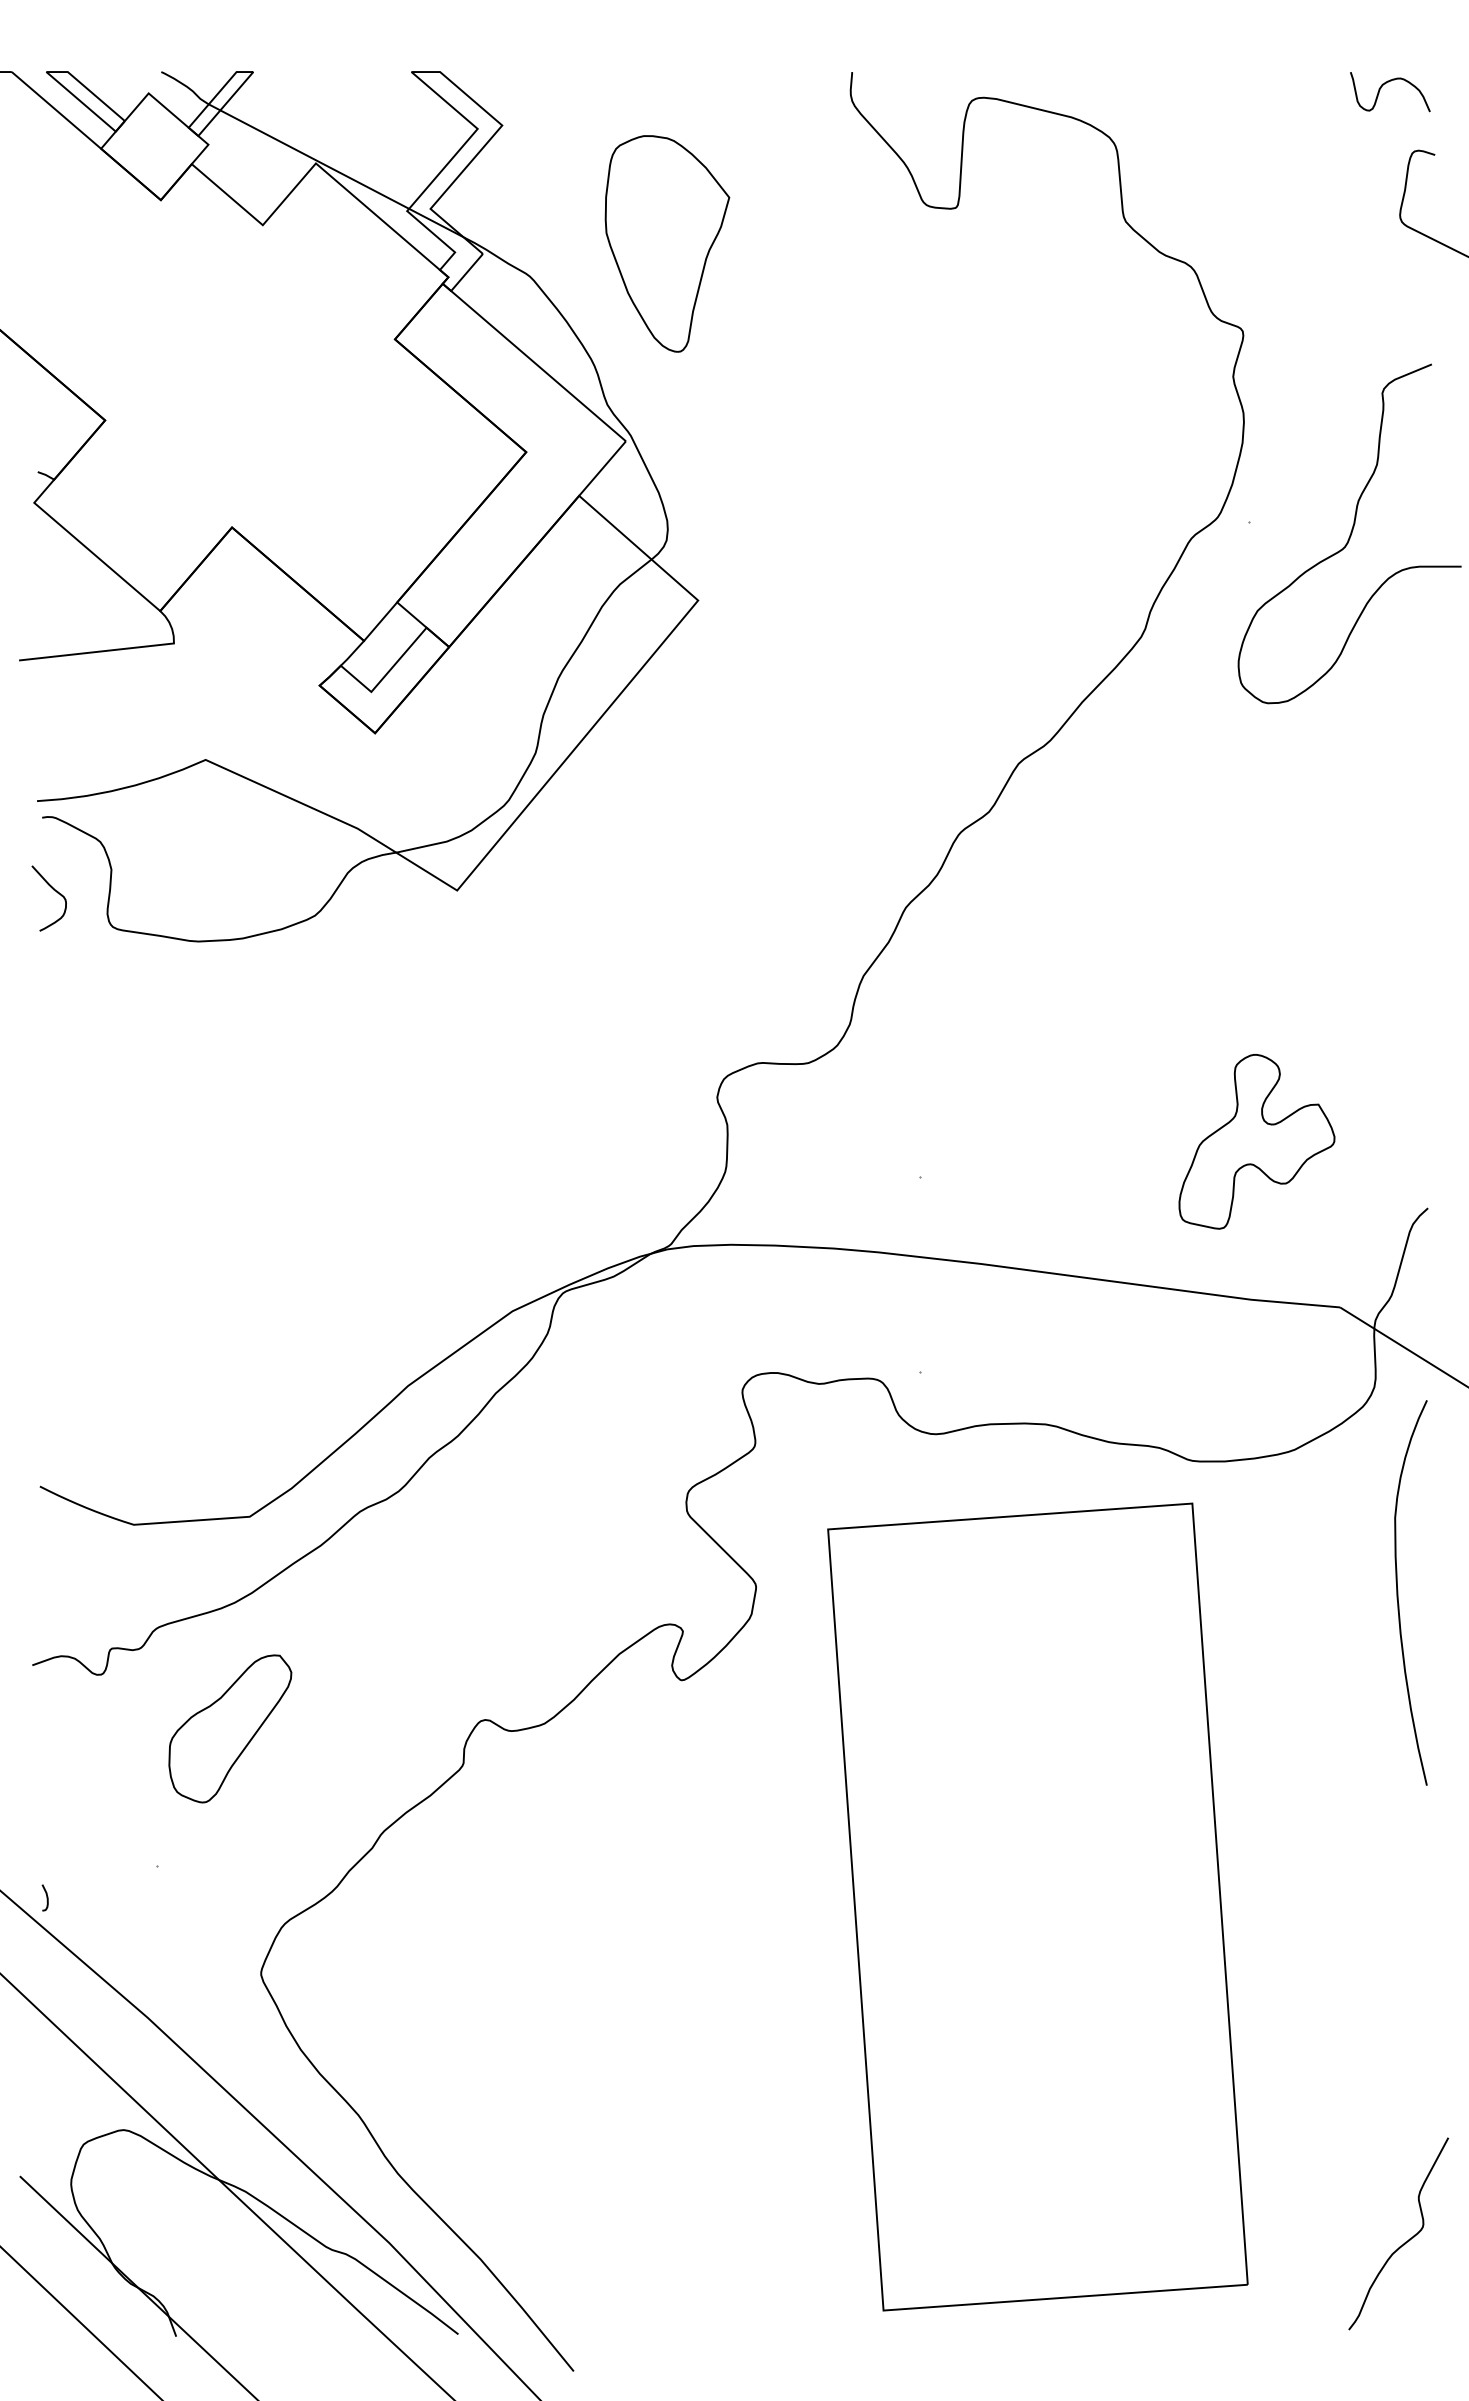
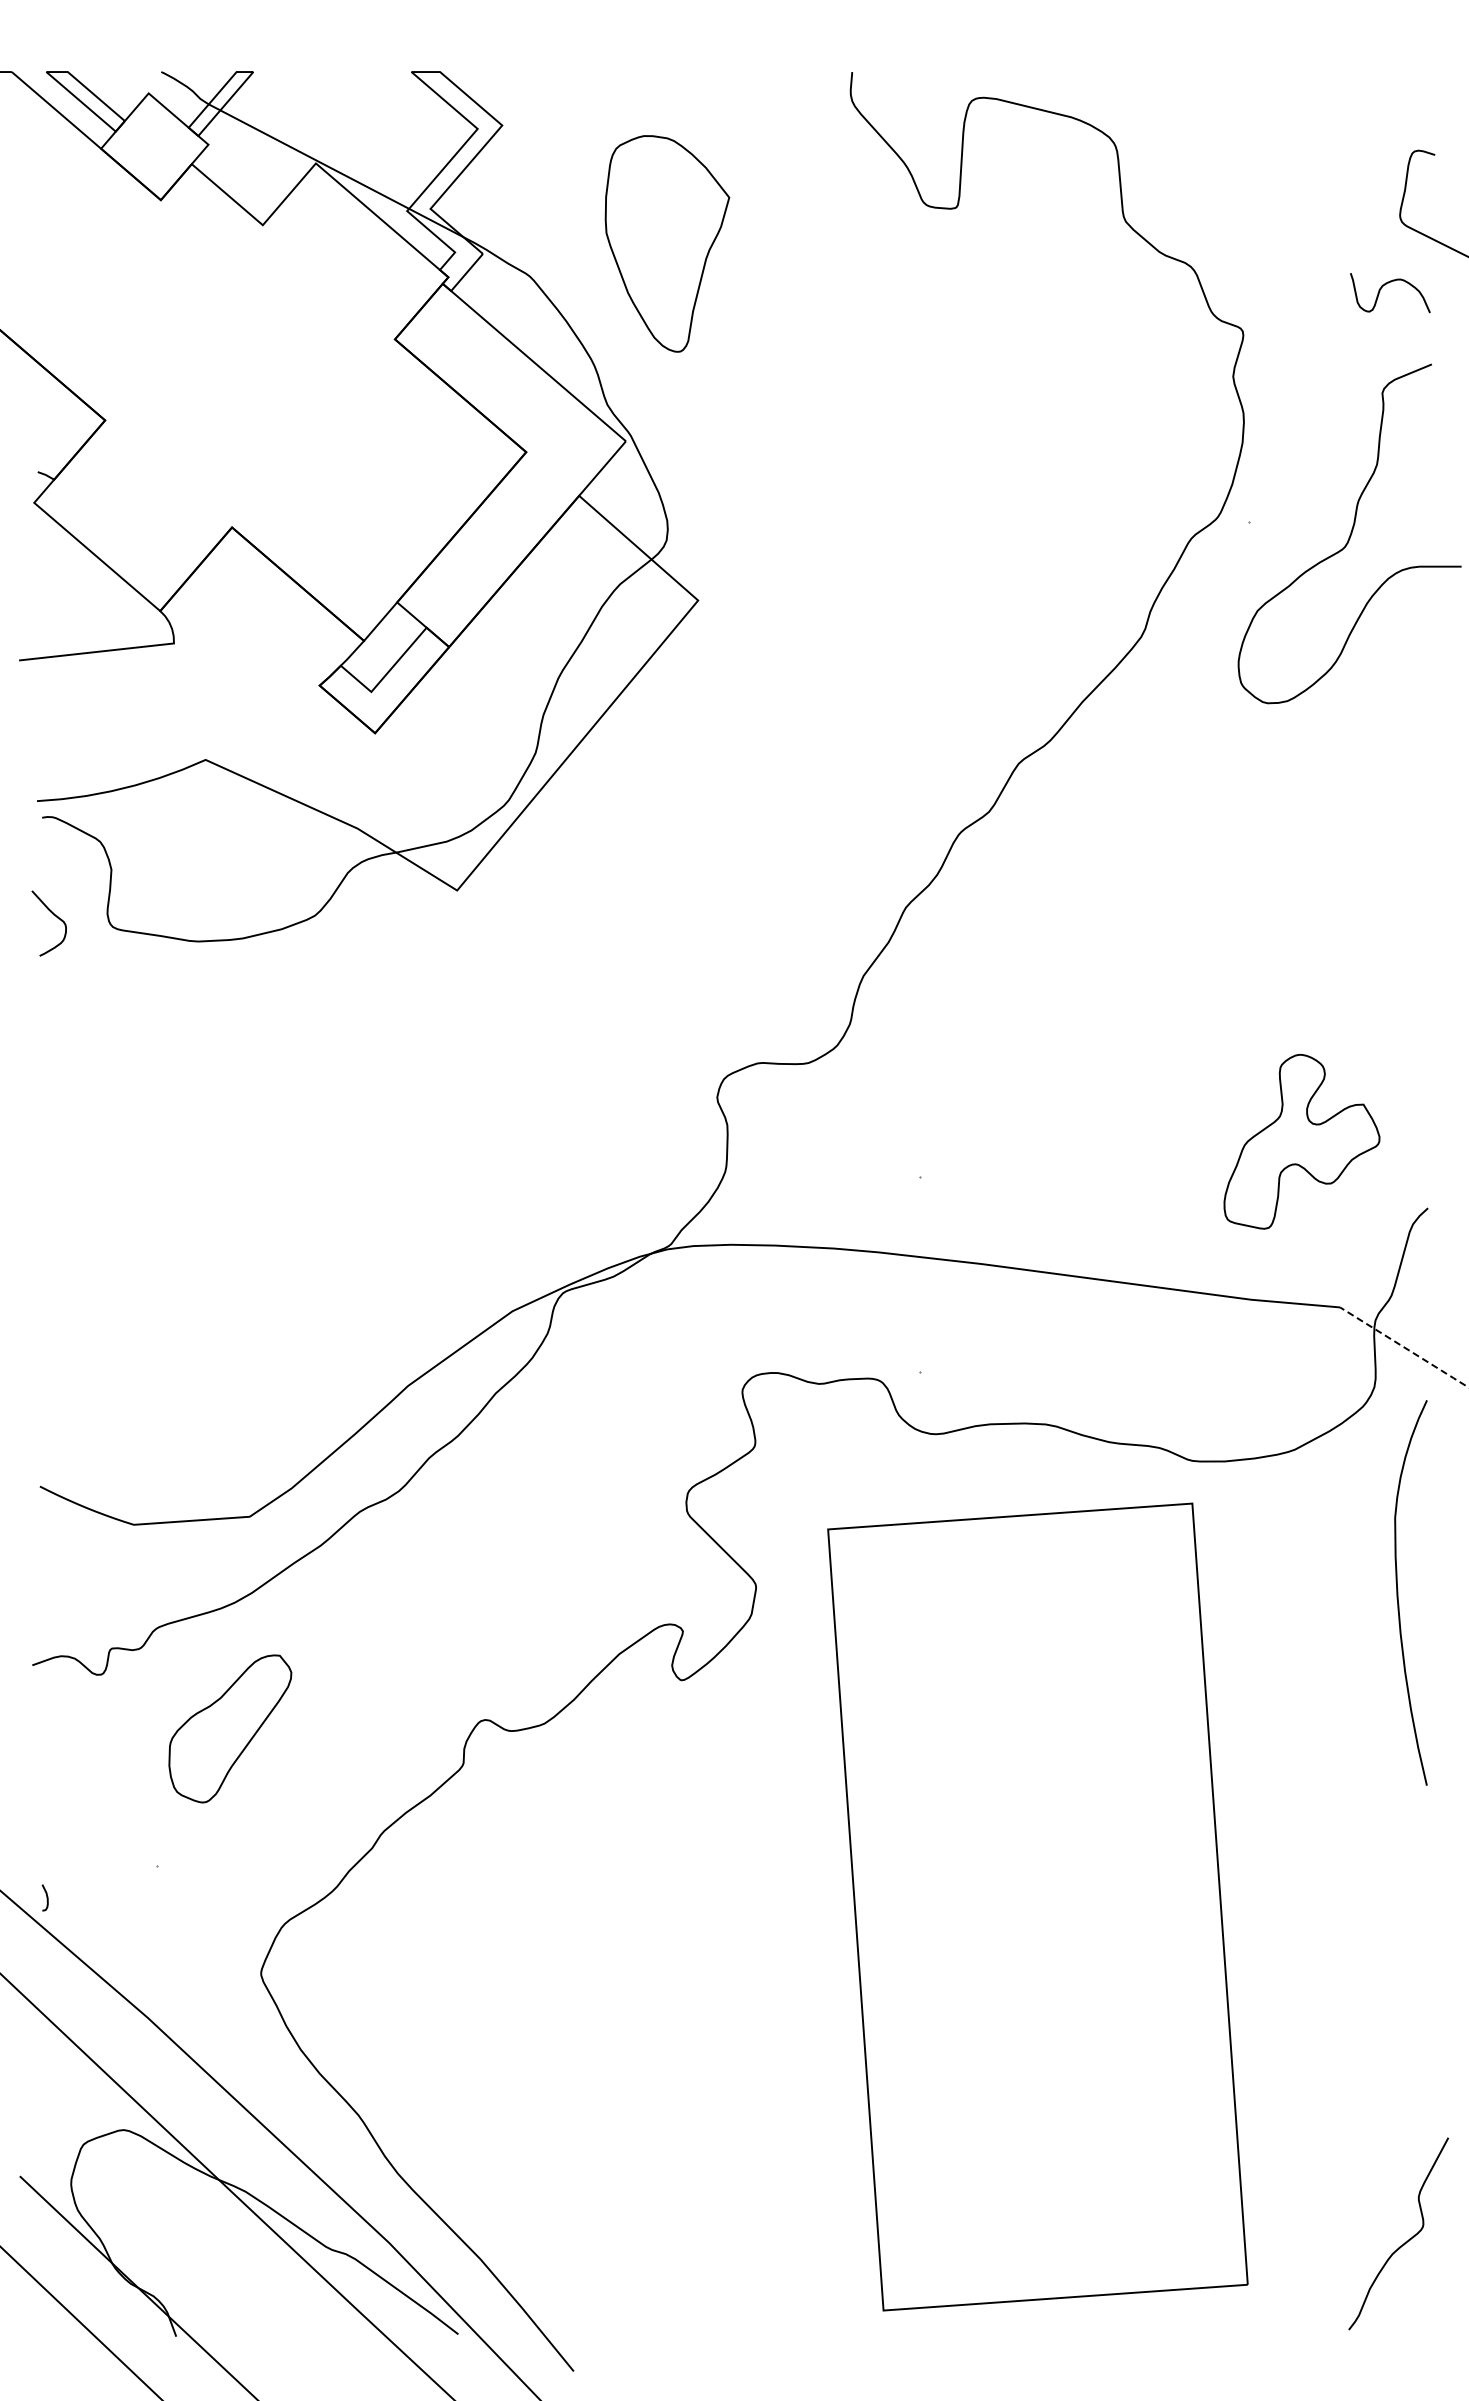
curve position: (1385, 84) -> (1385, 285) (1385, 285)
curve position: (53, 890) -> (53, 915) (53, 915)
part position: (1256, 1141) -> (1301, 1141) (1301, 1141)
line: solid -> dashed (1404, 1347)
